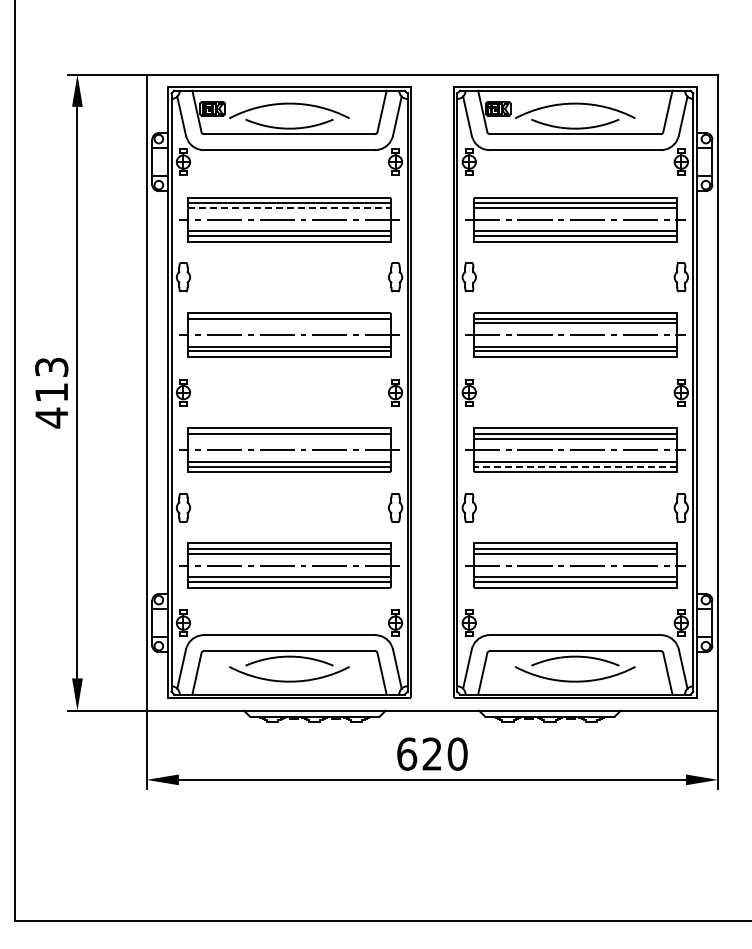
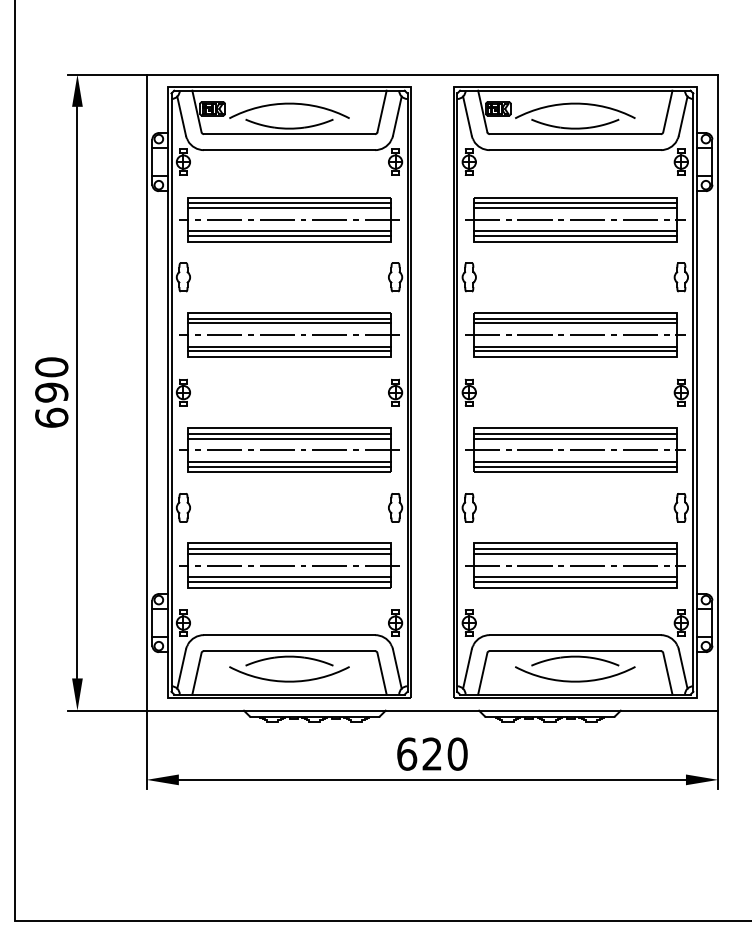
line: dashed -> solid (290, 208)
line: none -> present (289, 323)
text: 413 -> 690 (51, 392)
line: none -> present (289, 438)
line: dashed -> solid (574, 466)
